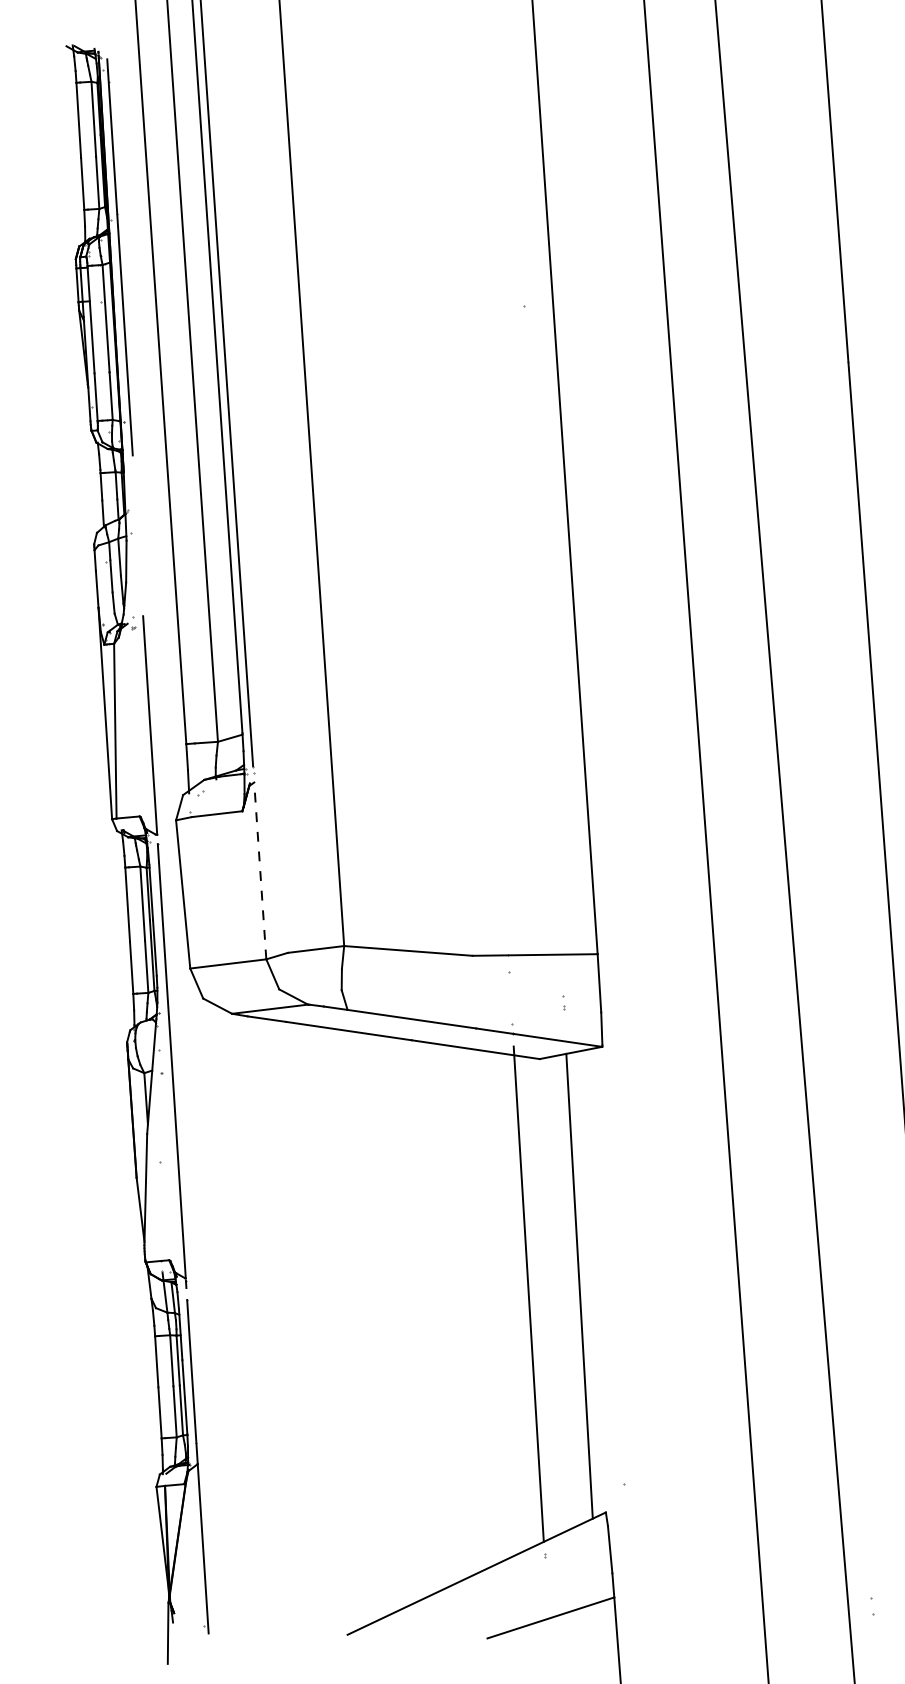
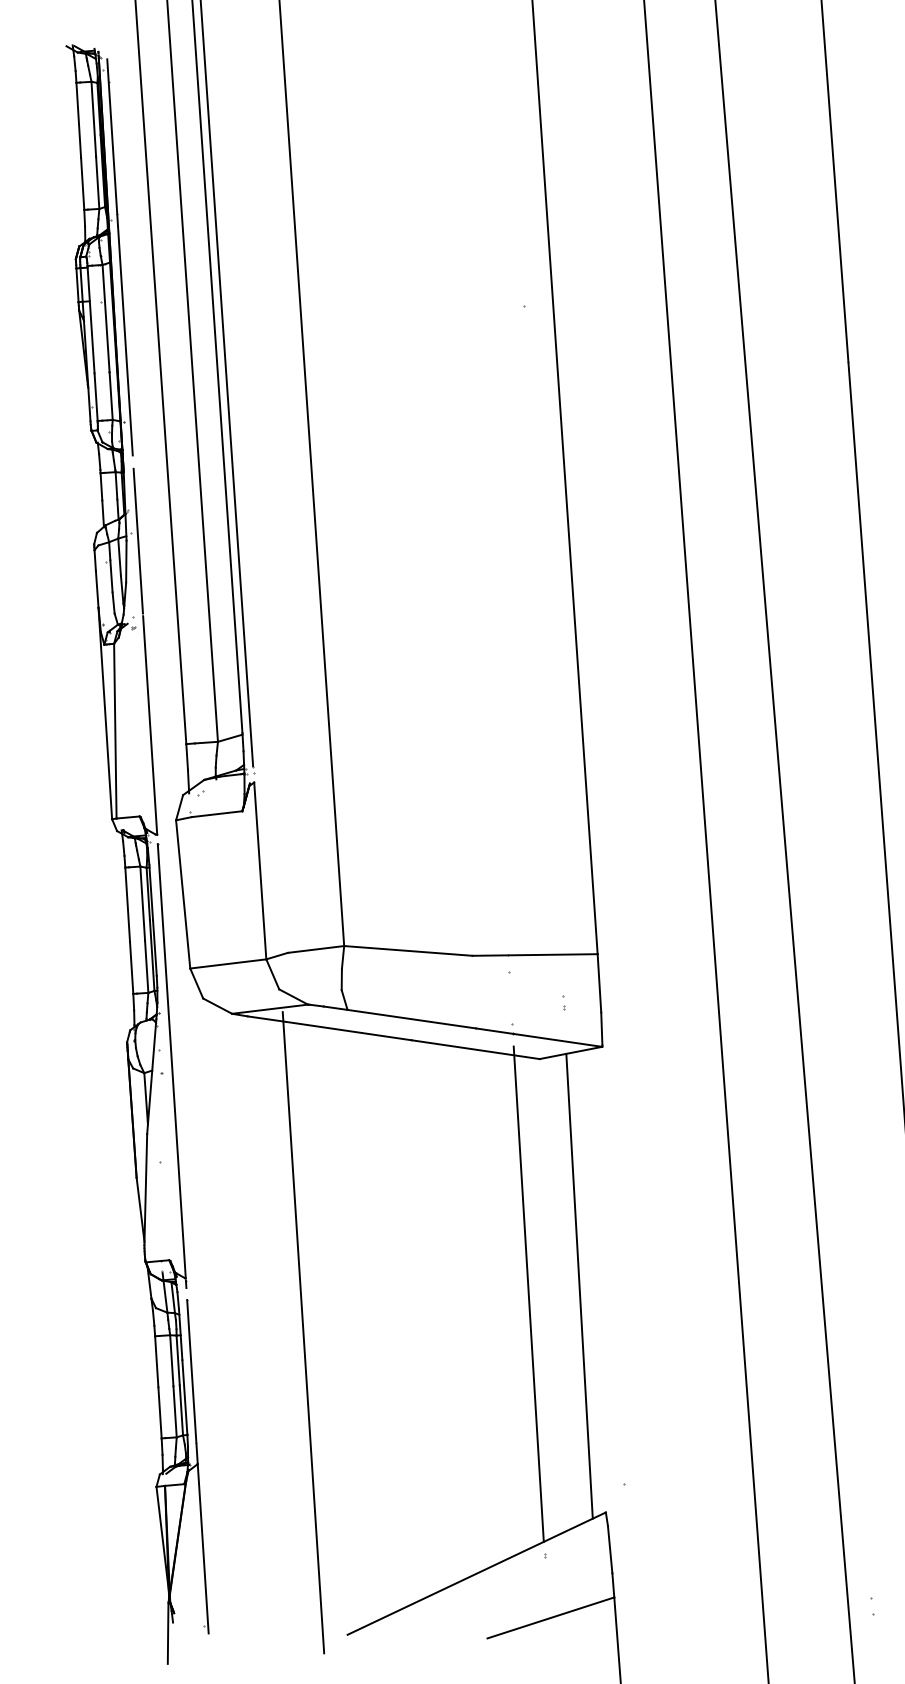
line: none -> present (137, 540)
line: dashed -> solid (260, 870)
line: none -> present (303, 1332)
